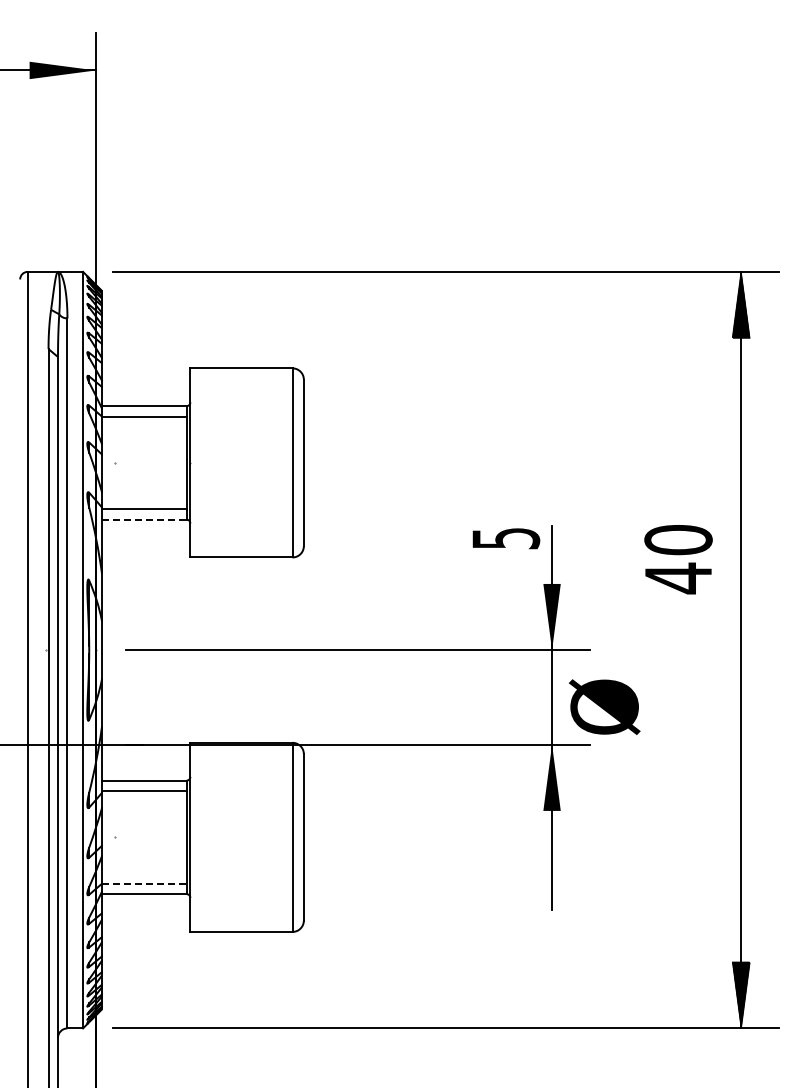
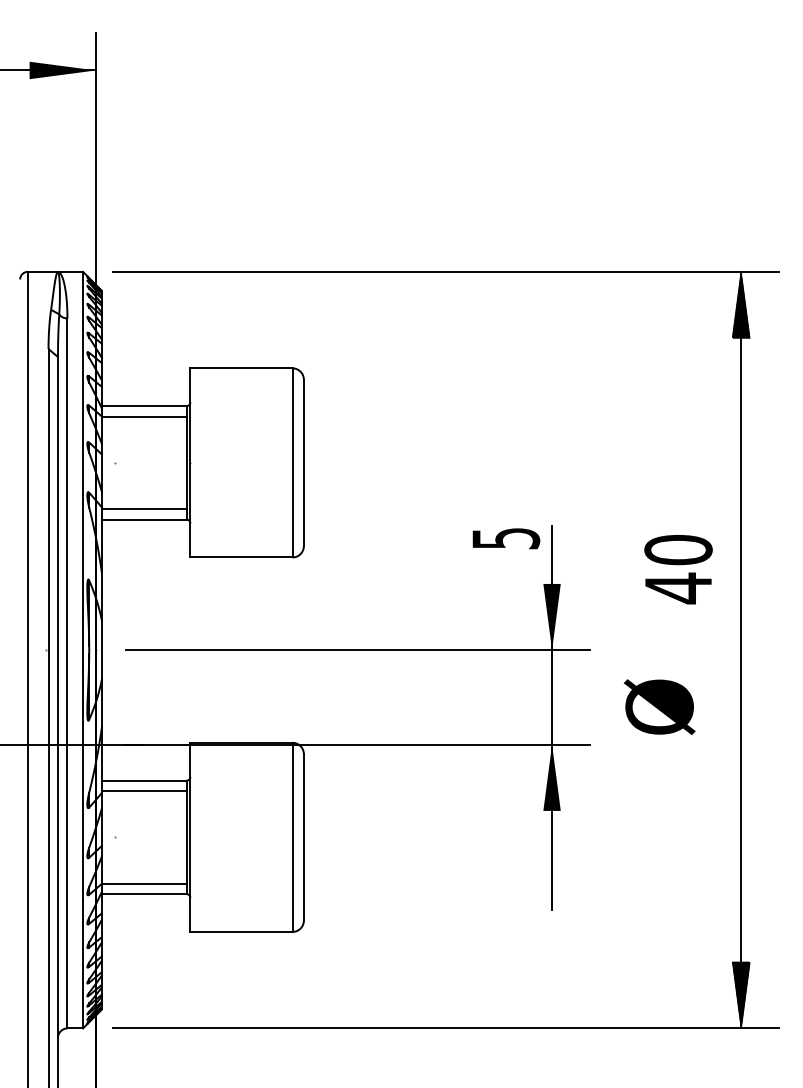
line: dashed -> solid (144, 519)
text position: (678, 559) -> (678, 569) (678, 569)
text position: (604, 706) -> (659, 706) (659, 706)
line: dashed -> solid (144, 883)
